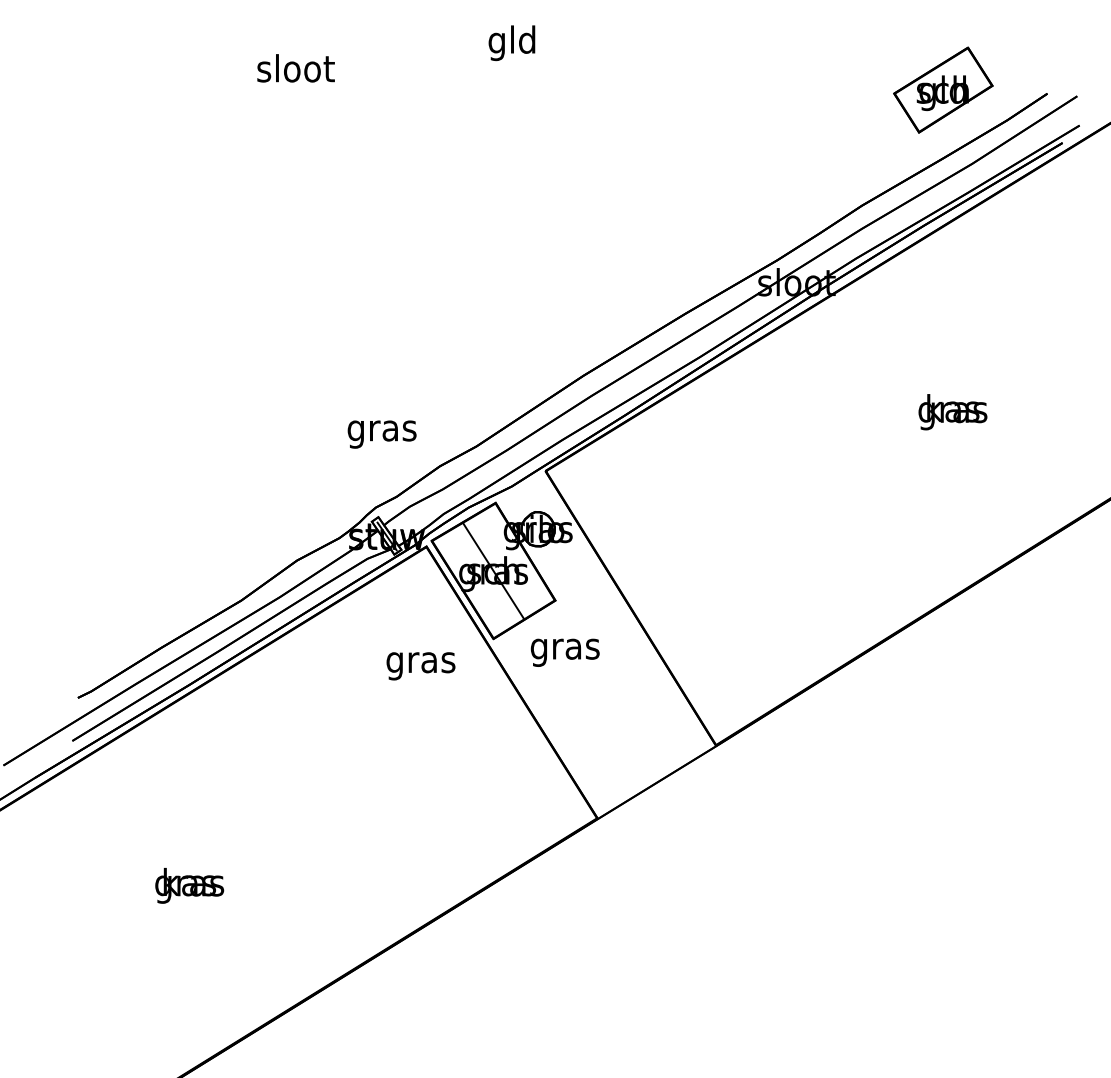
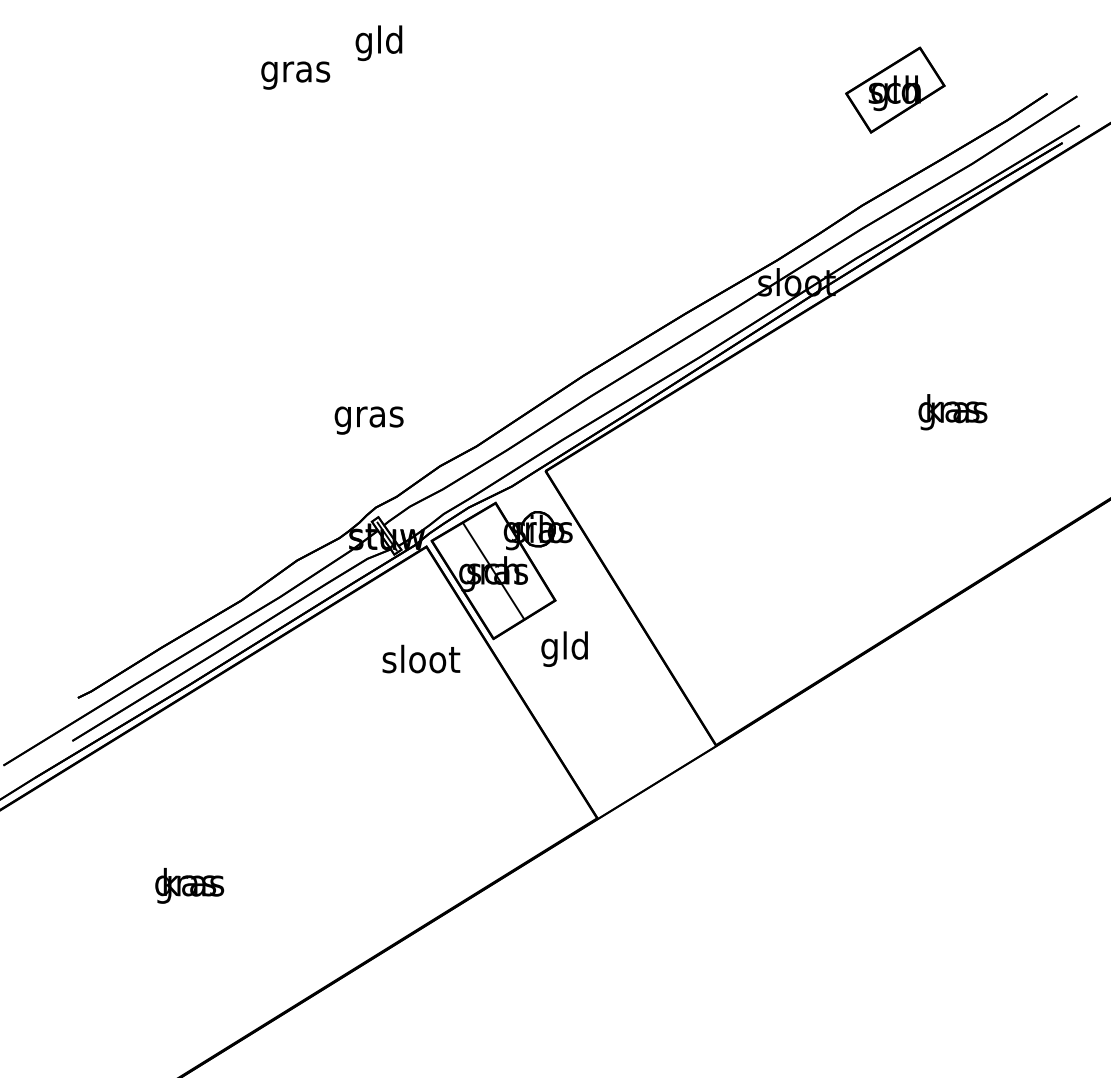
text position: (511, 43) -> (378, 43) (378, 43)
text: sloot -> gras (295, 71)
part position: (943, 89) -> (895, 89) (895, 89)
text position: (381, 434) -> (368, 420) (368, 420)
text: gras -> gld (564, 648)
text: gras -> sloot (421, 662)
